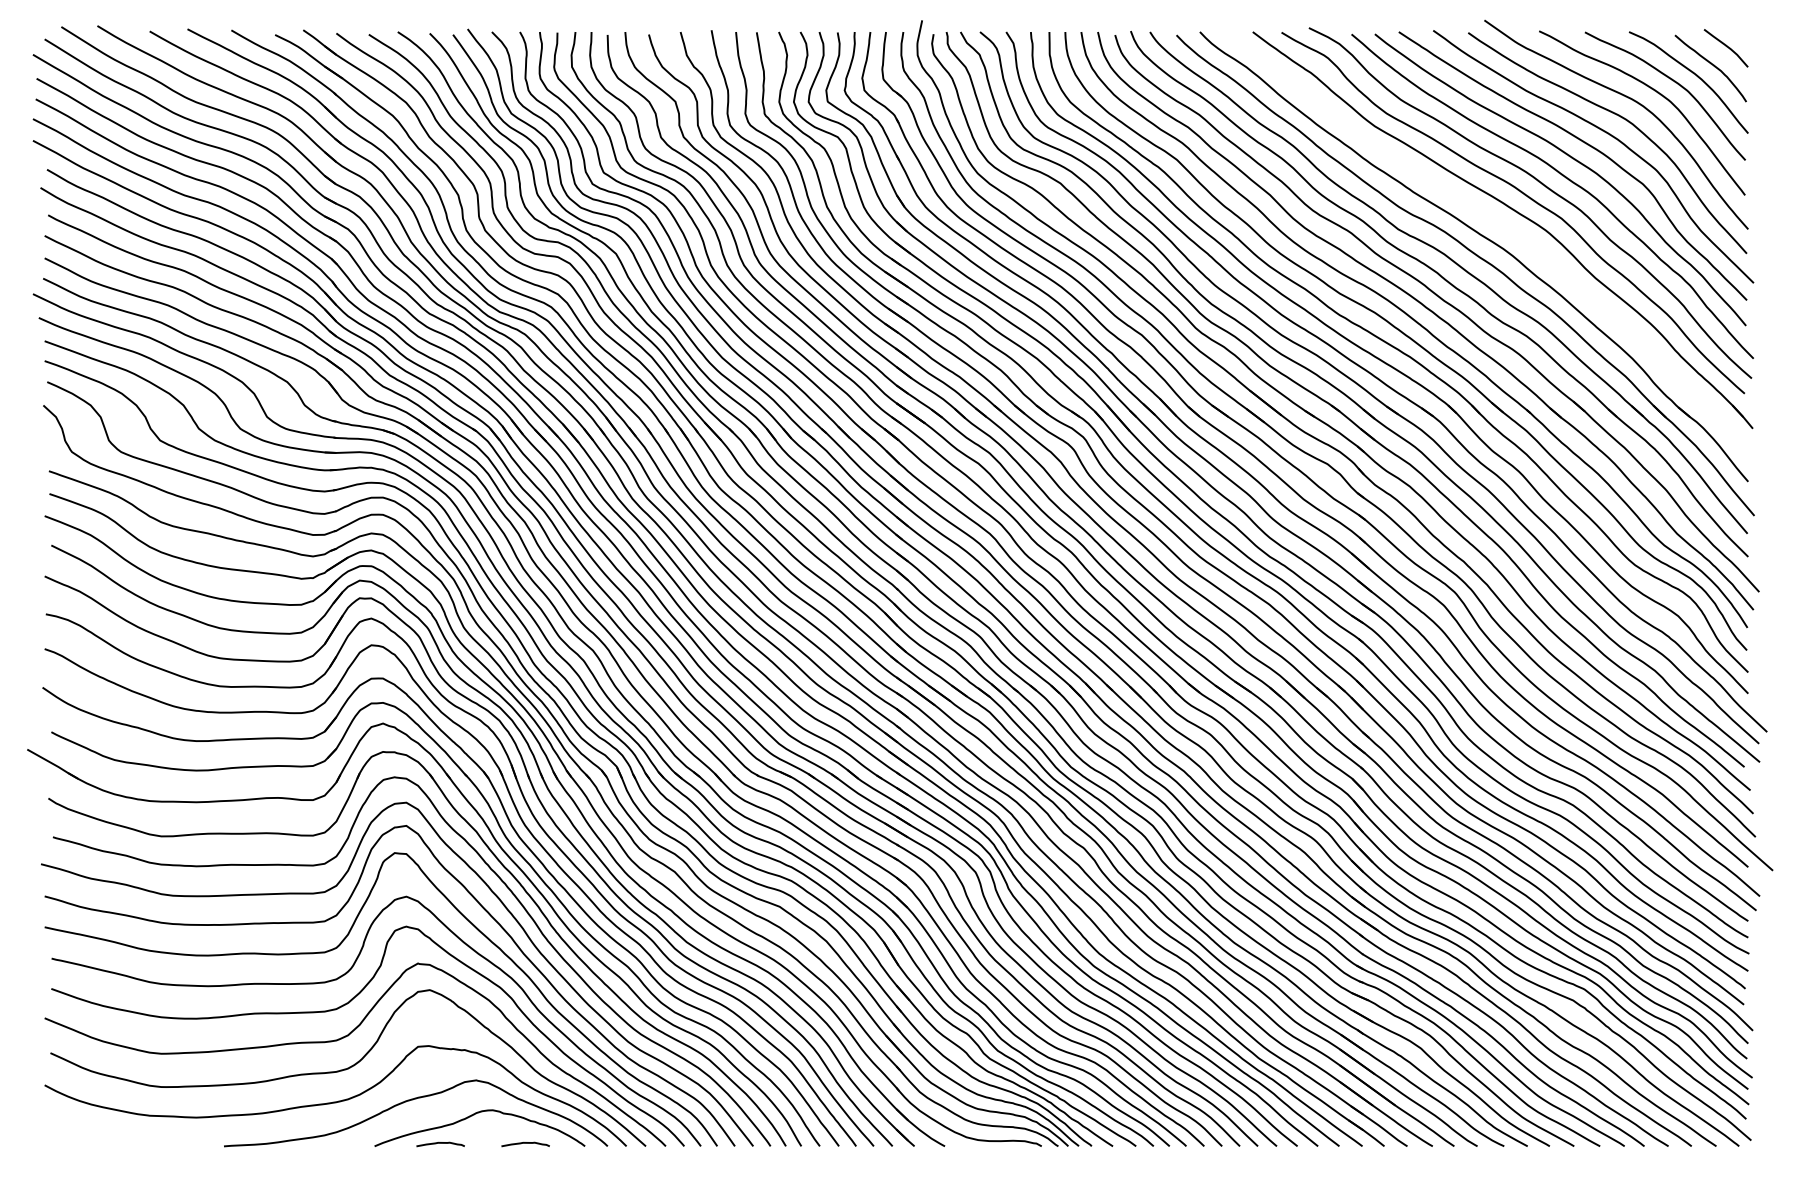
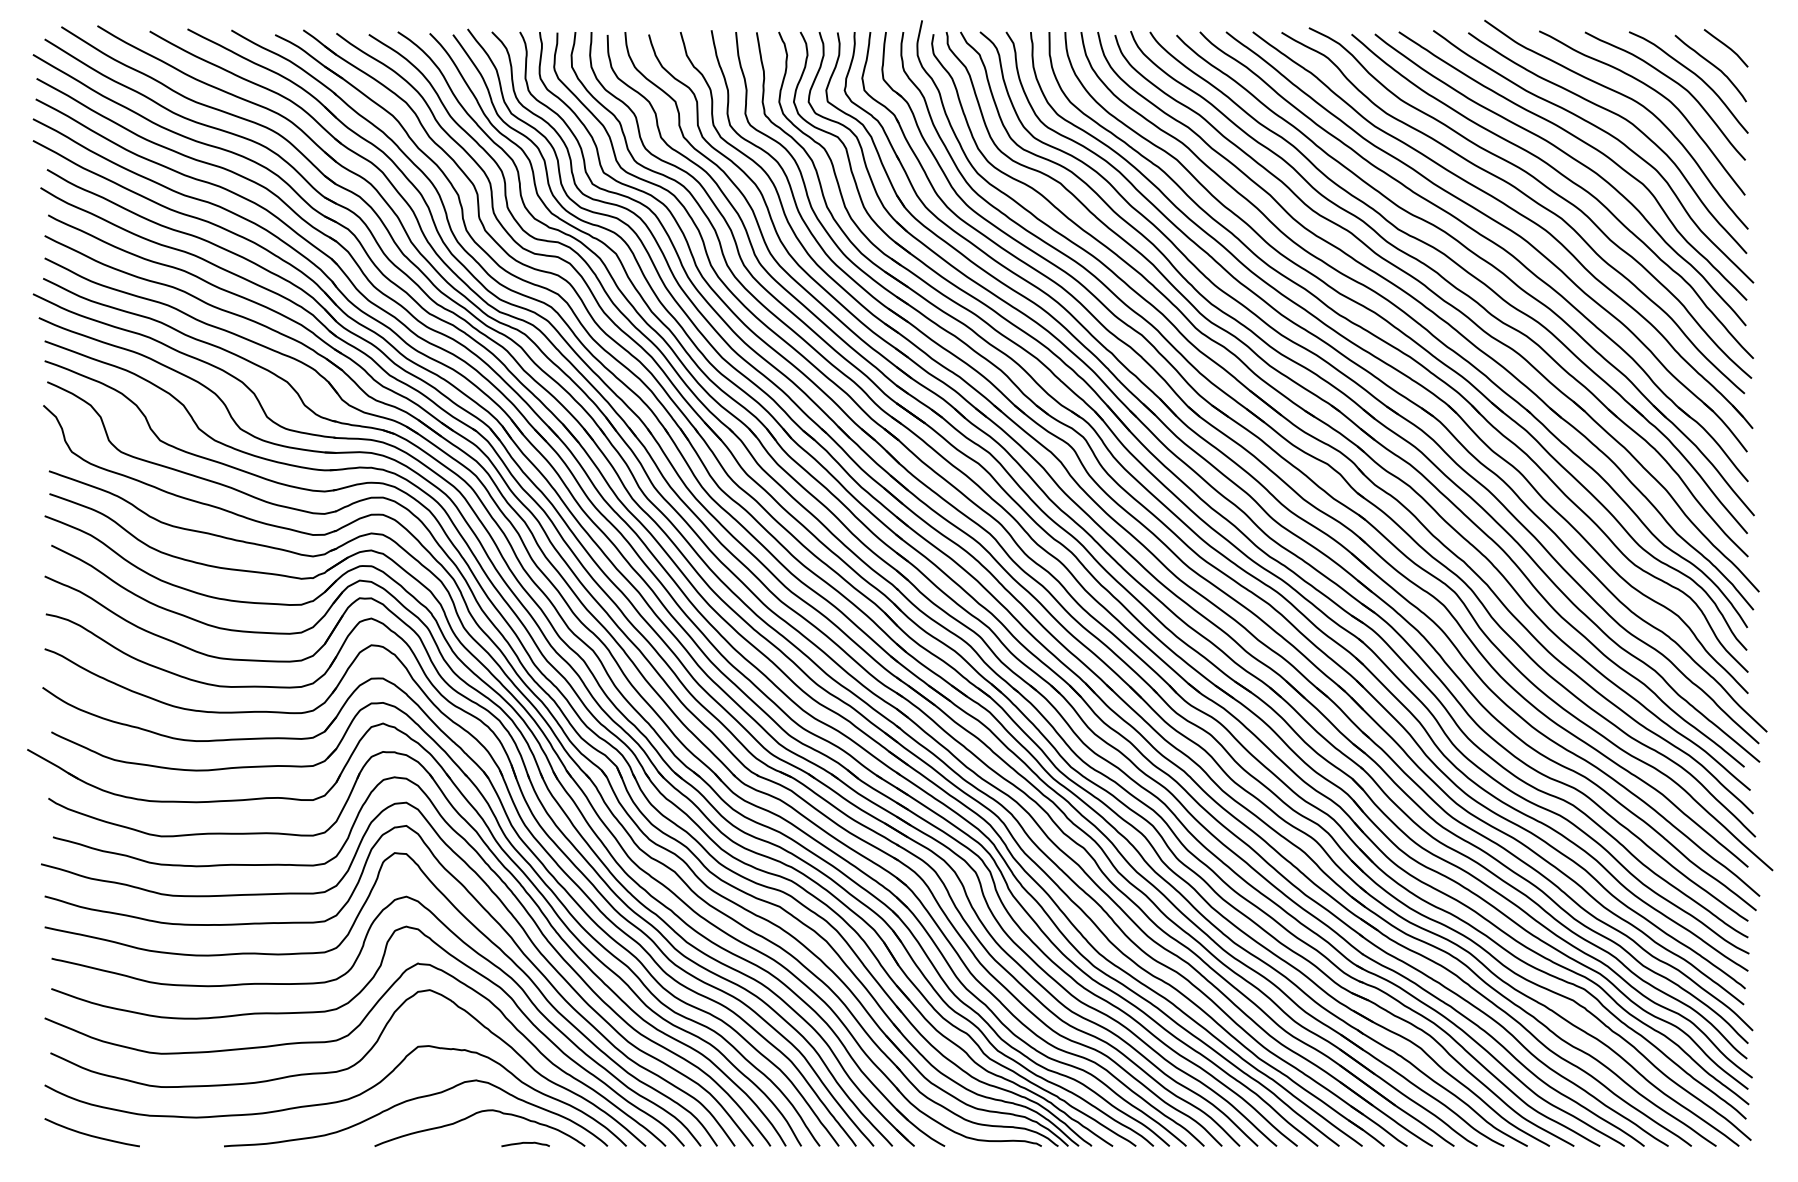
part: none -> present (1495, 222)
curve: none -> present (90, 1134)
curve: present -> none (440, 1143)
